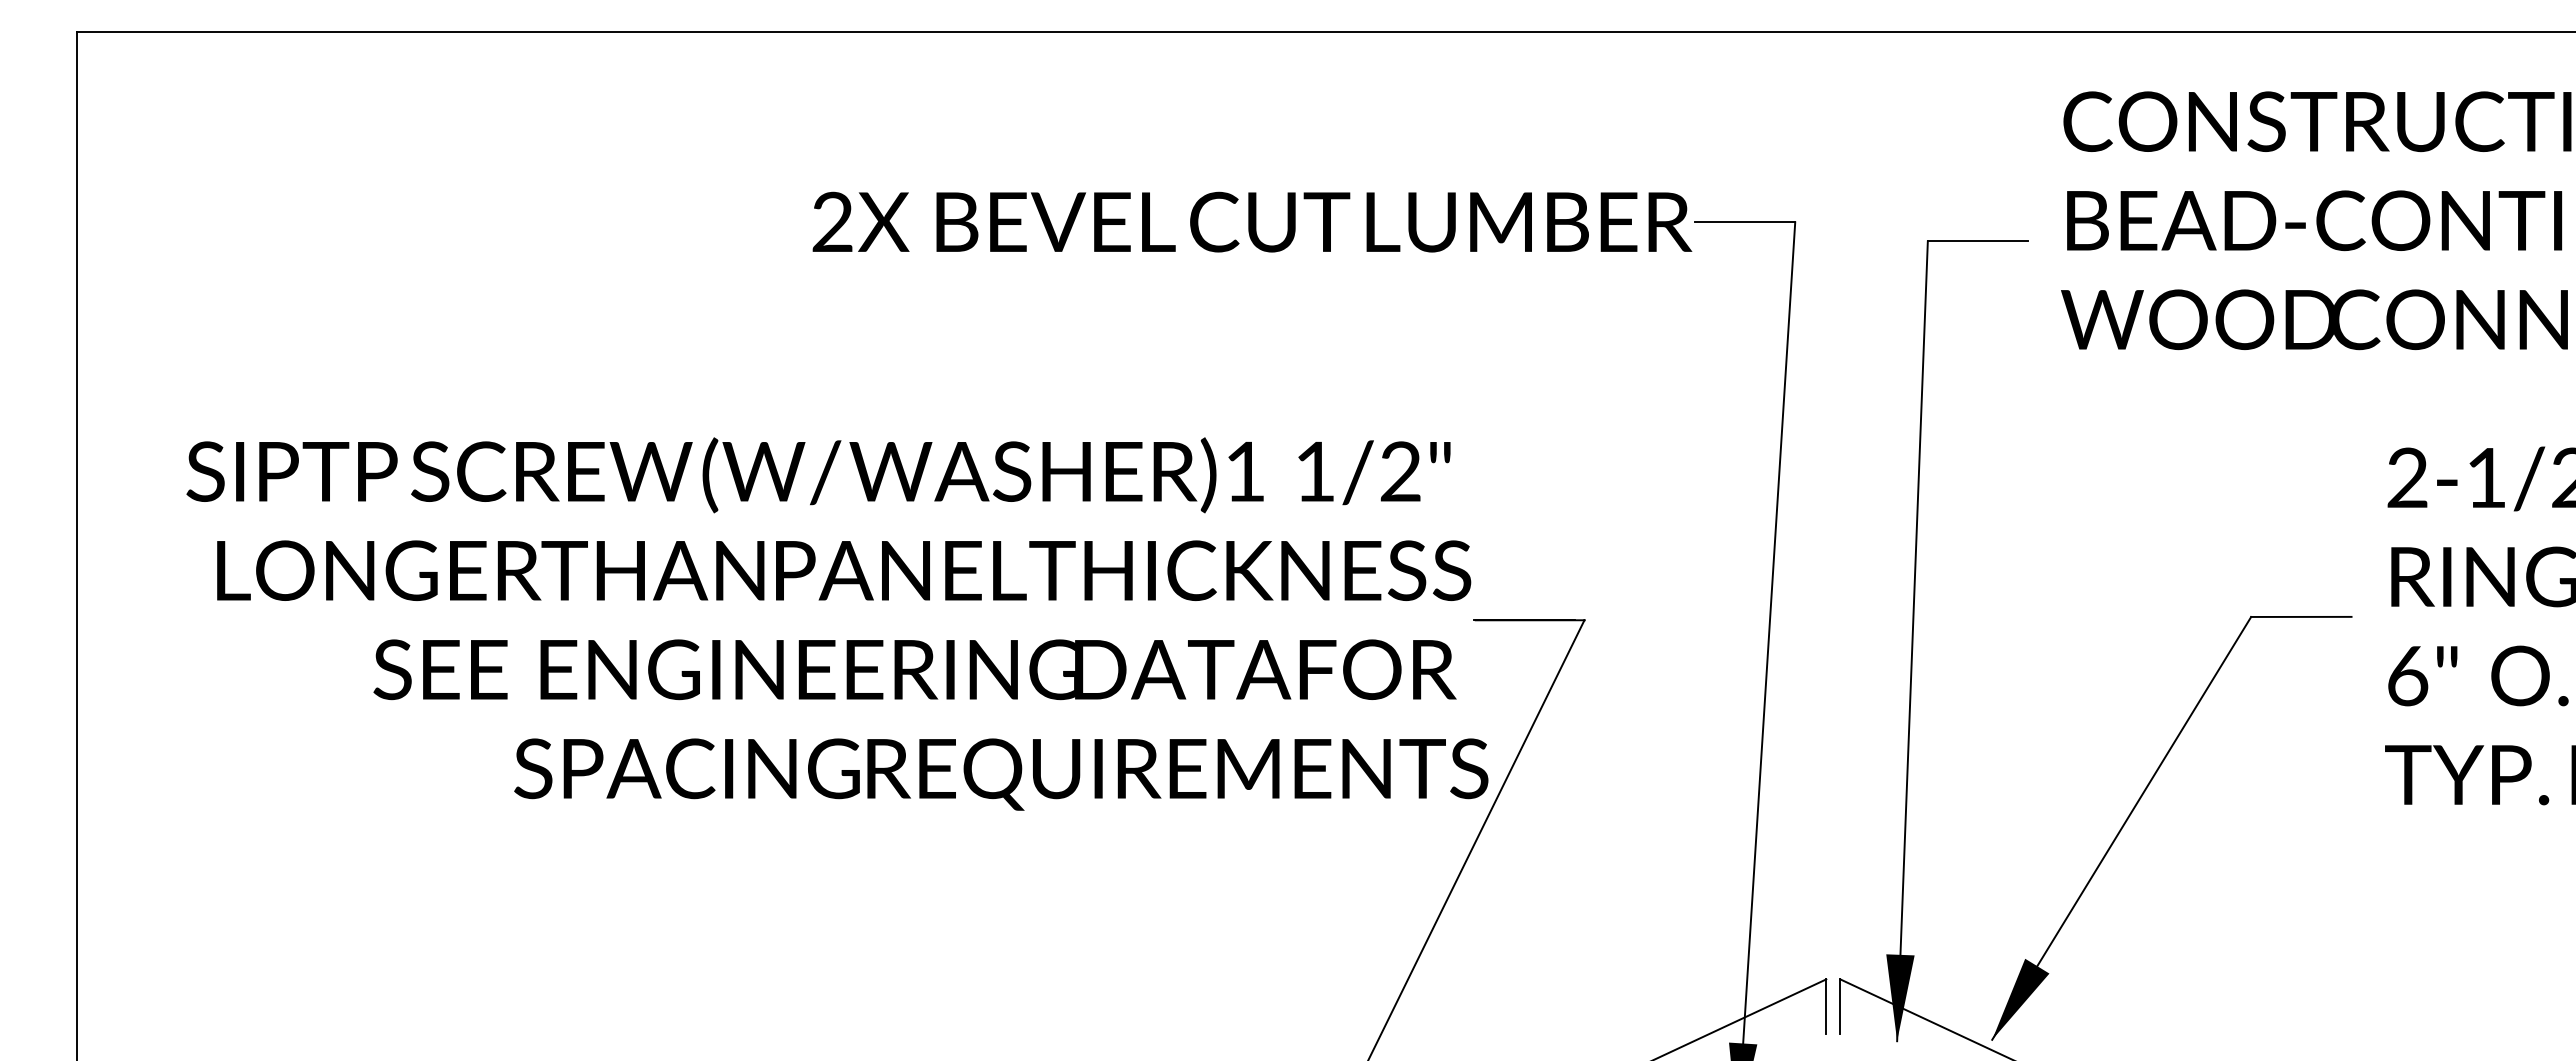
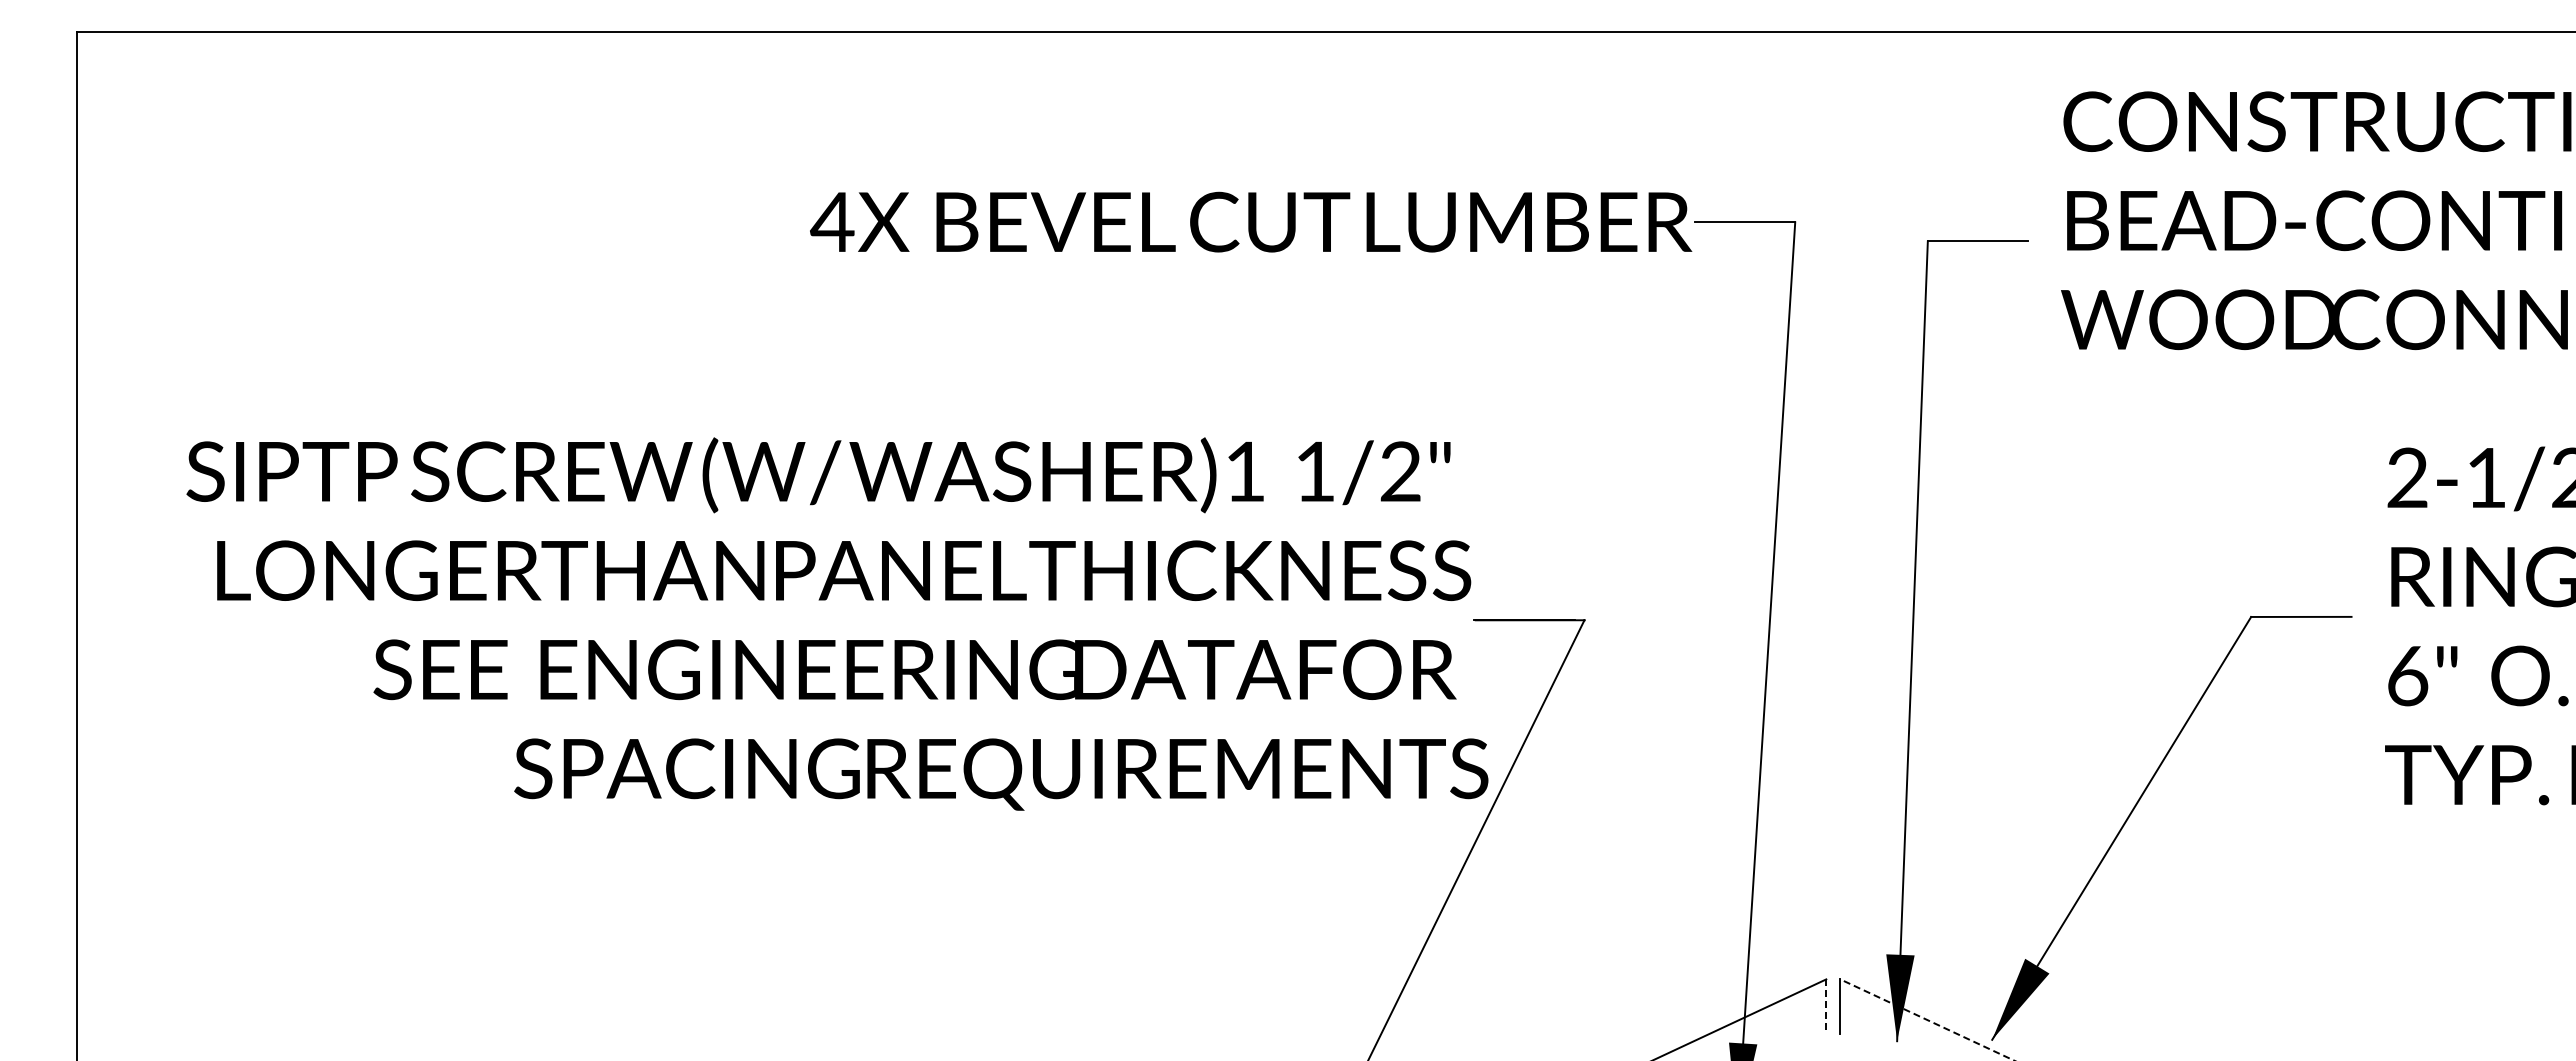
text: 2X -> 4X (832, 221)
line: solid -> dashed (1826, 1007)
line: solid -> dashed (1927, 1020)
